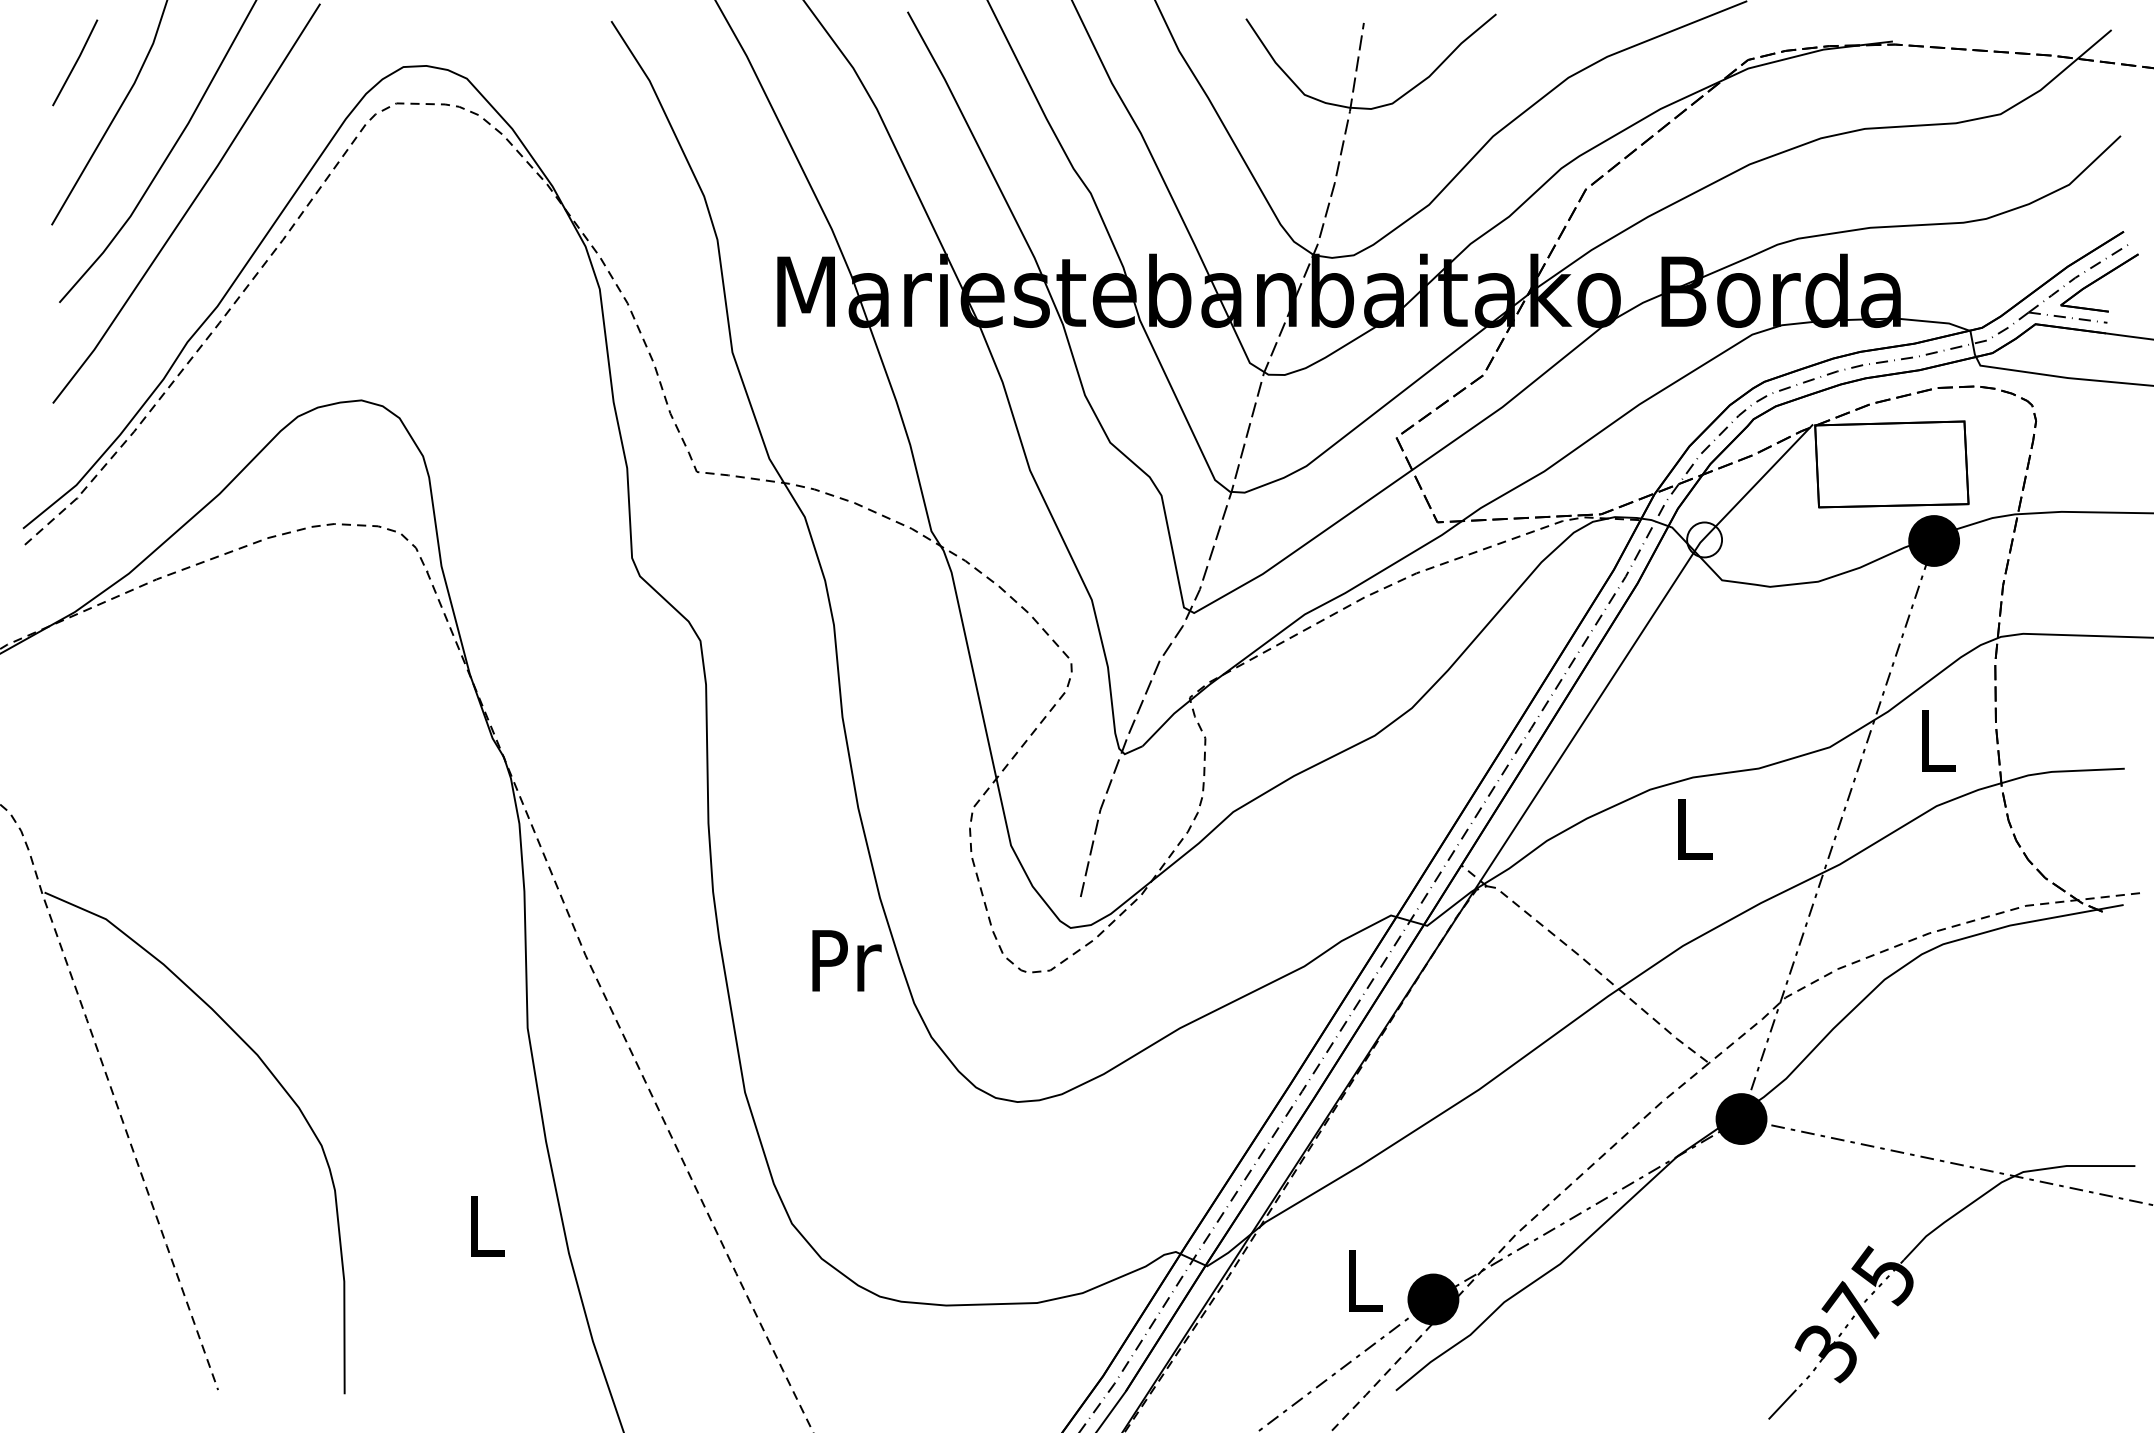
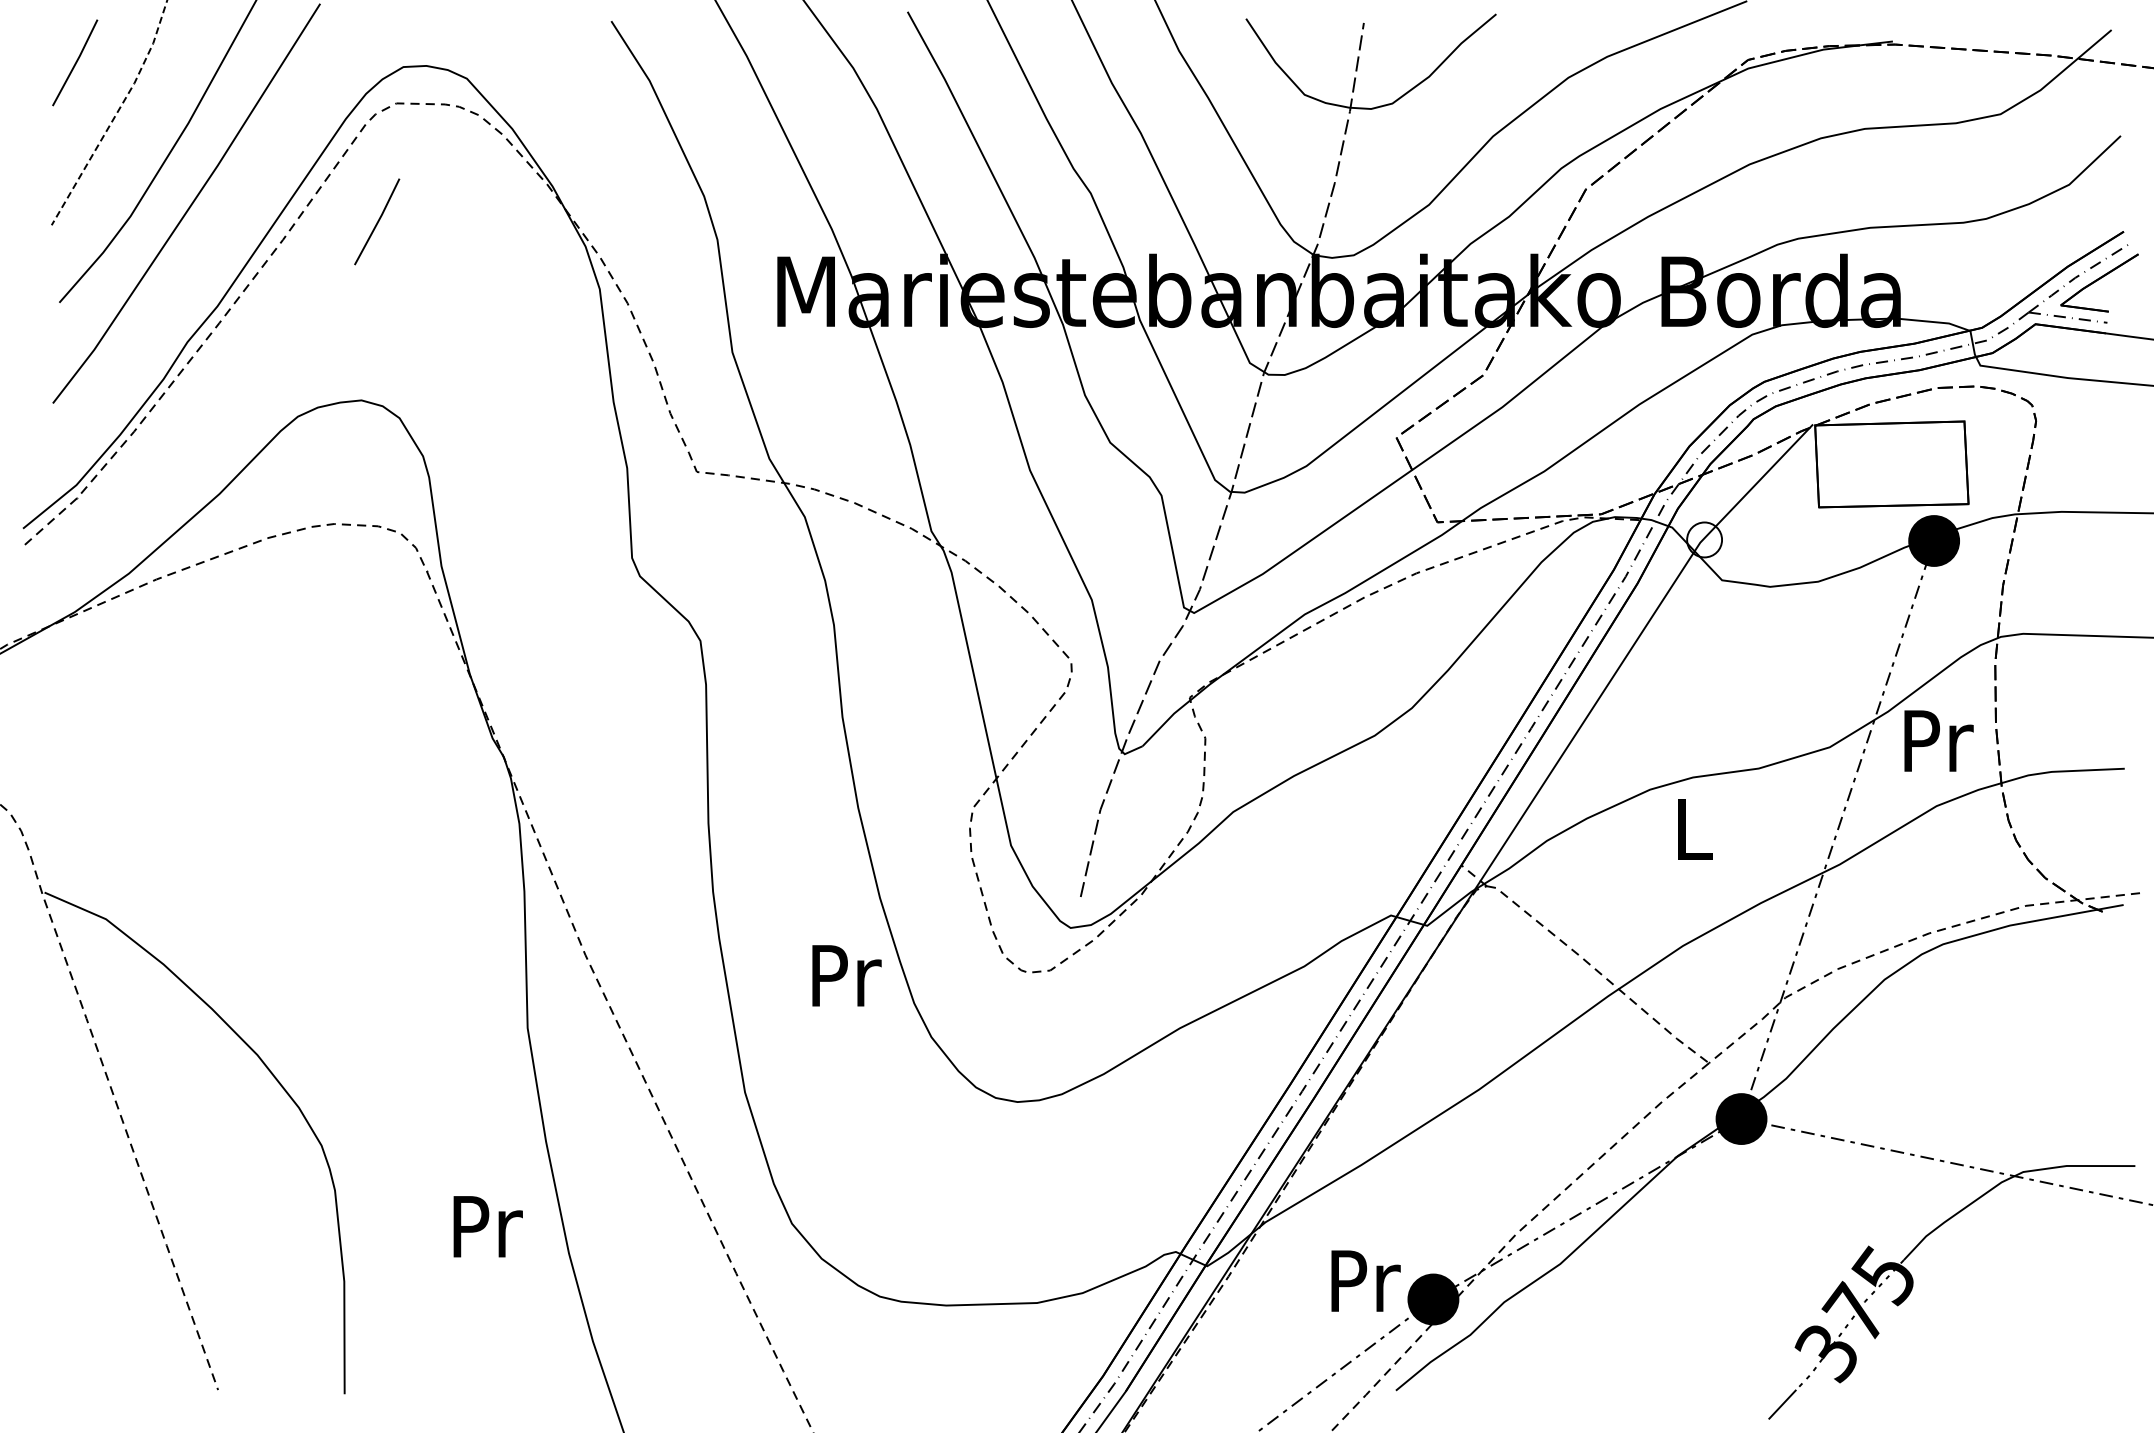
line: solid -> dashed (115, 115)
line: none -> present (377, 221)
text: L -> Pr (1938, 740)
text position: (846, 960) -> (846, 975) (846, 975)
text: L -> Pr (487, 1226)
text: L -> Pr (1365, 1280)
